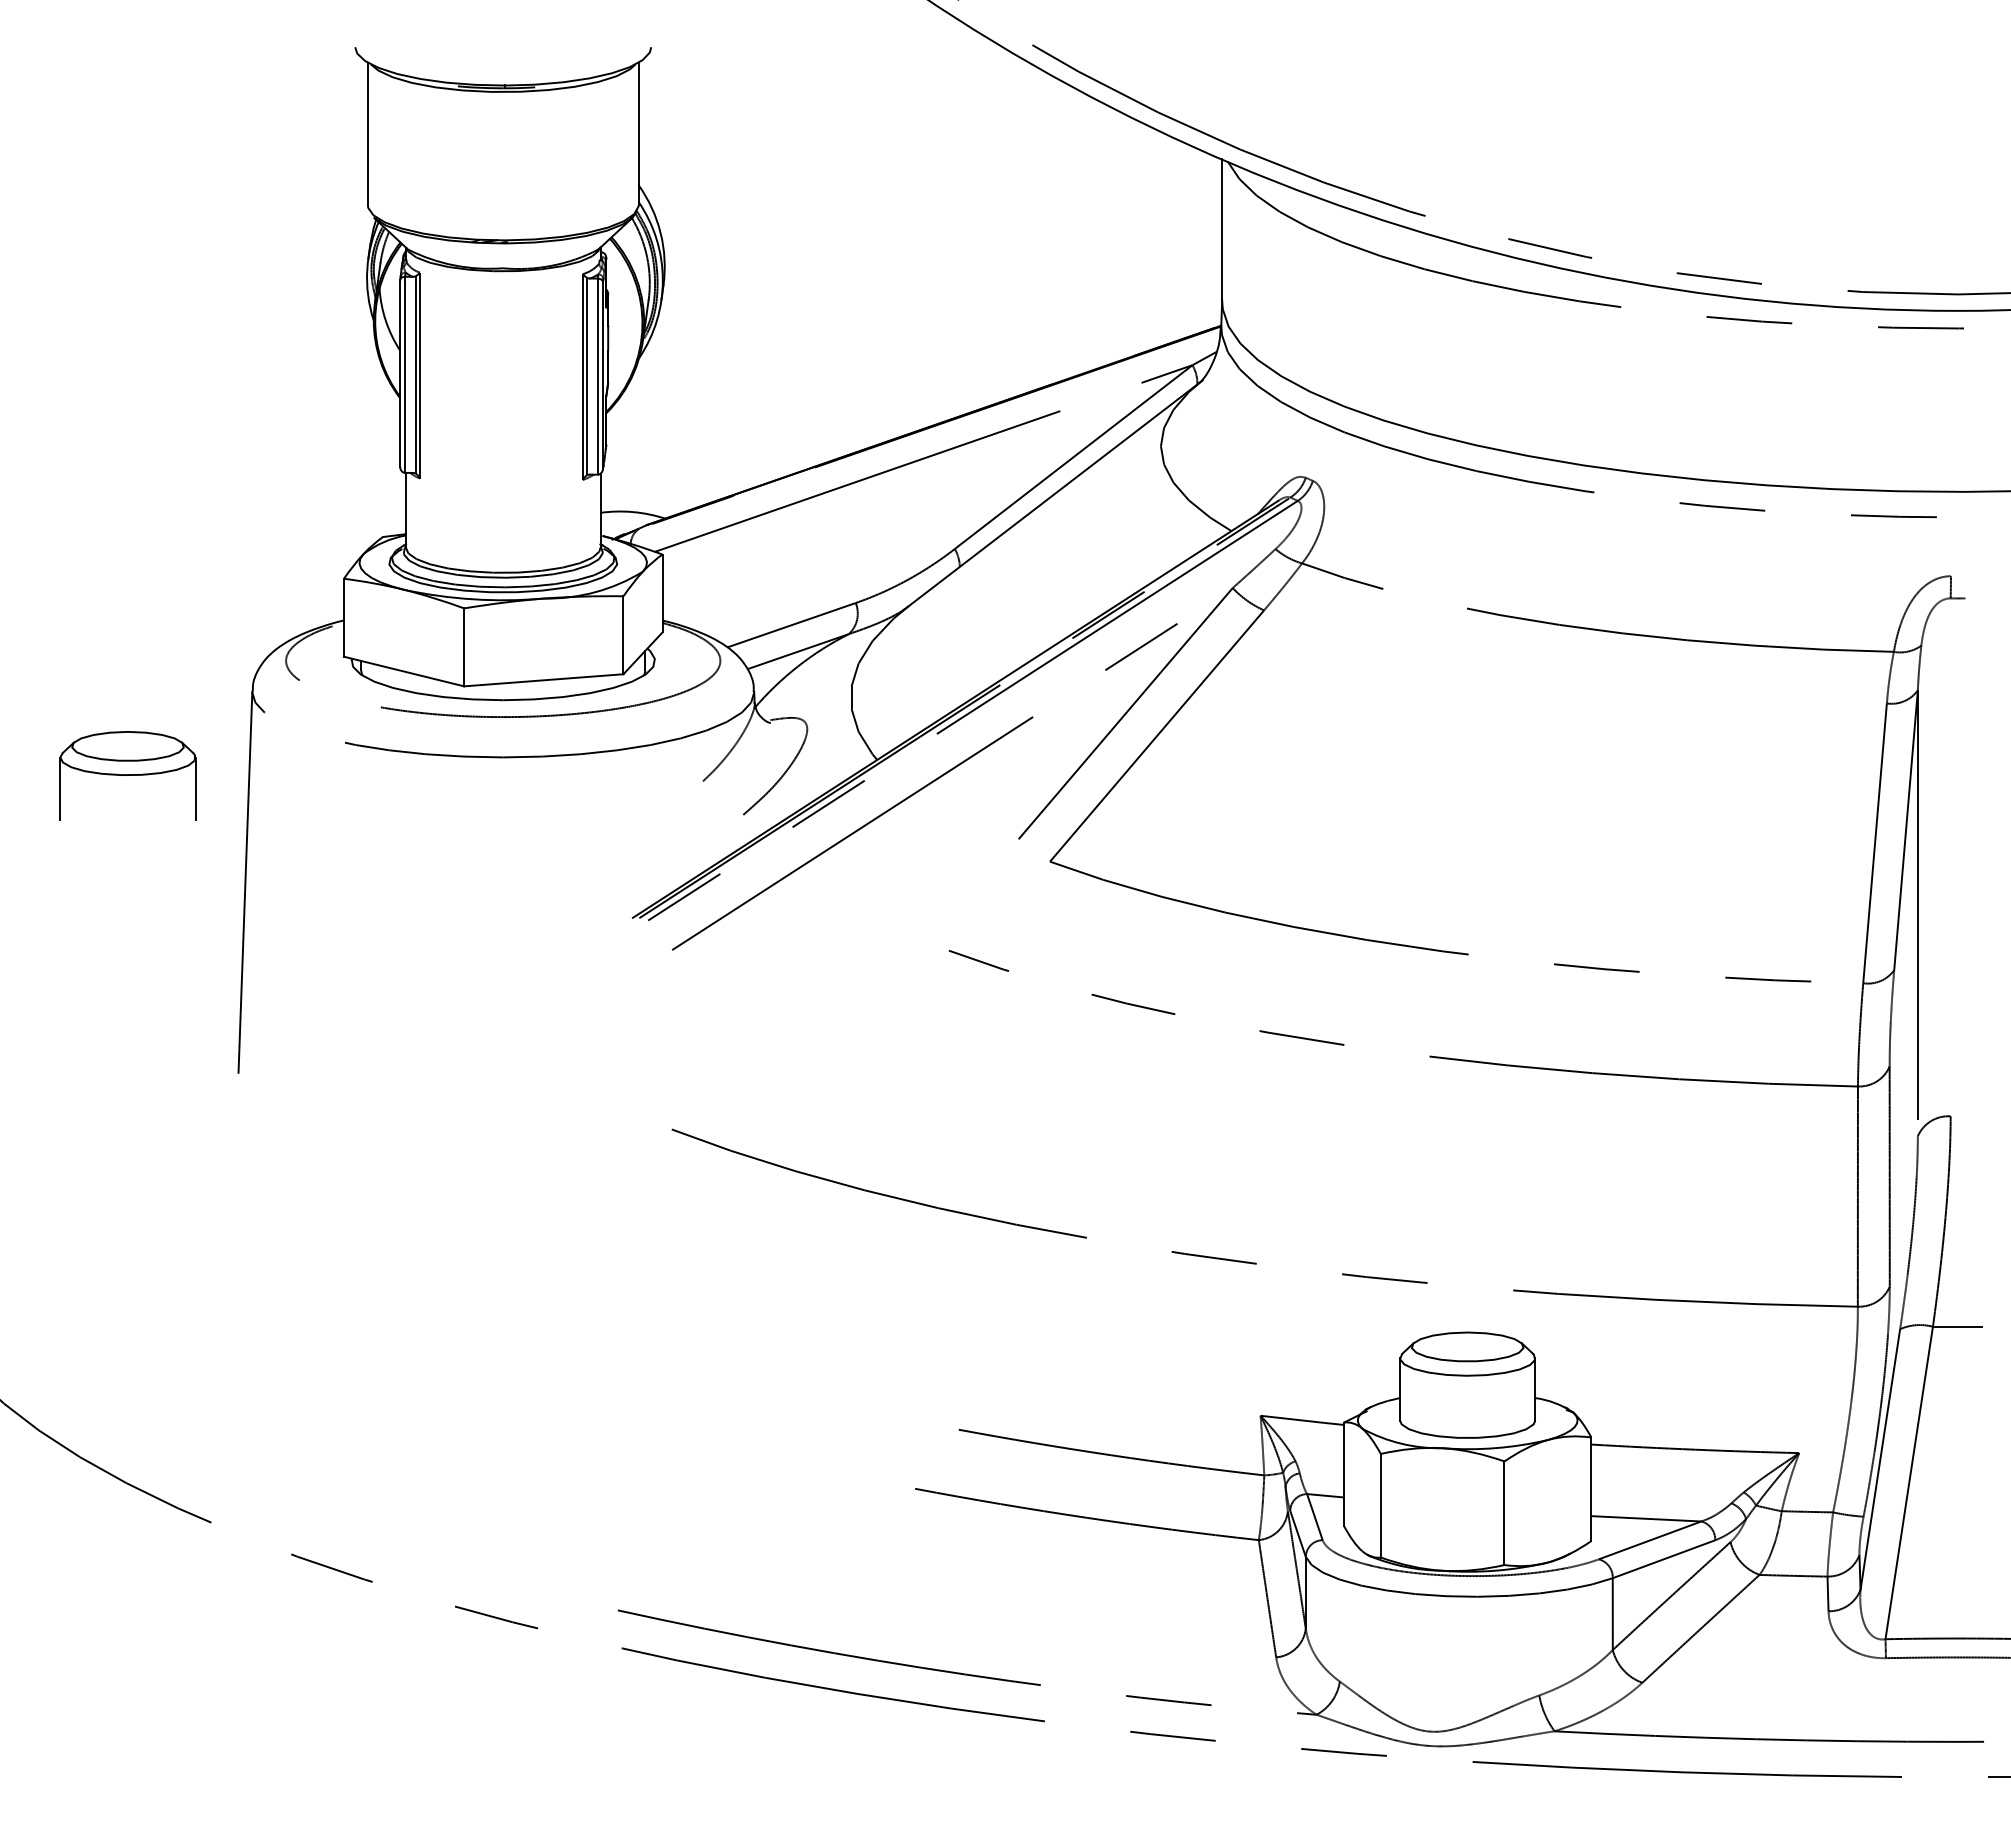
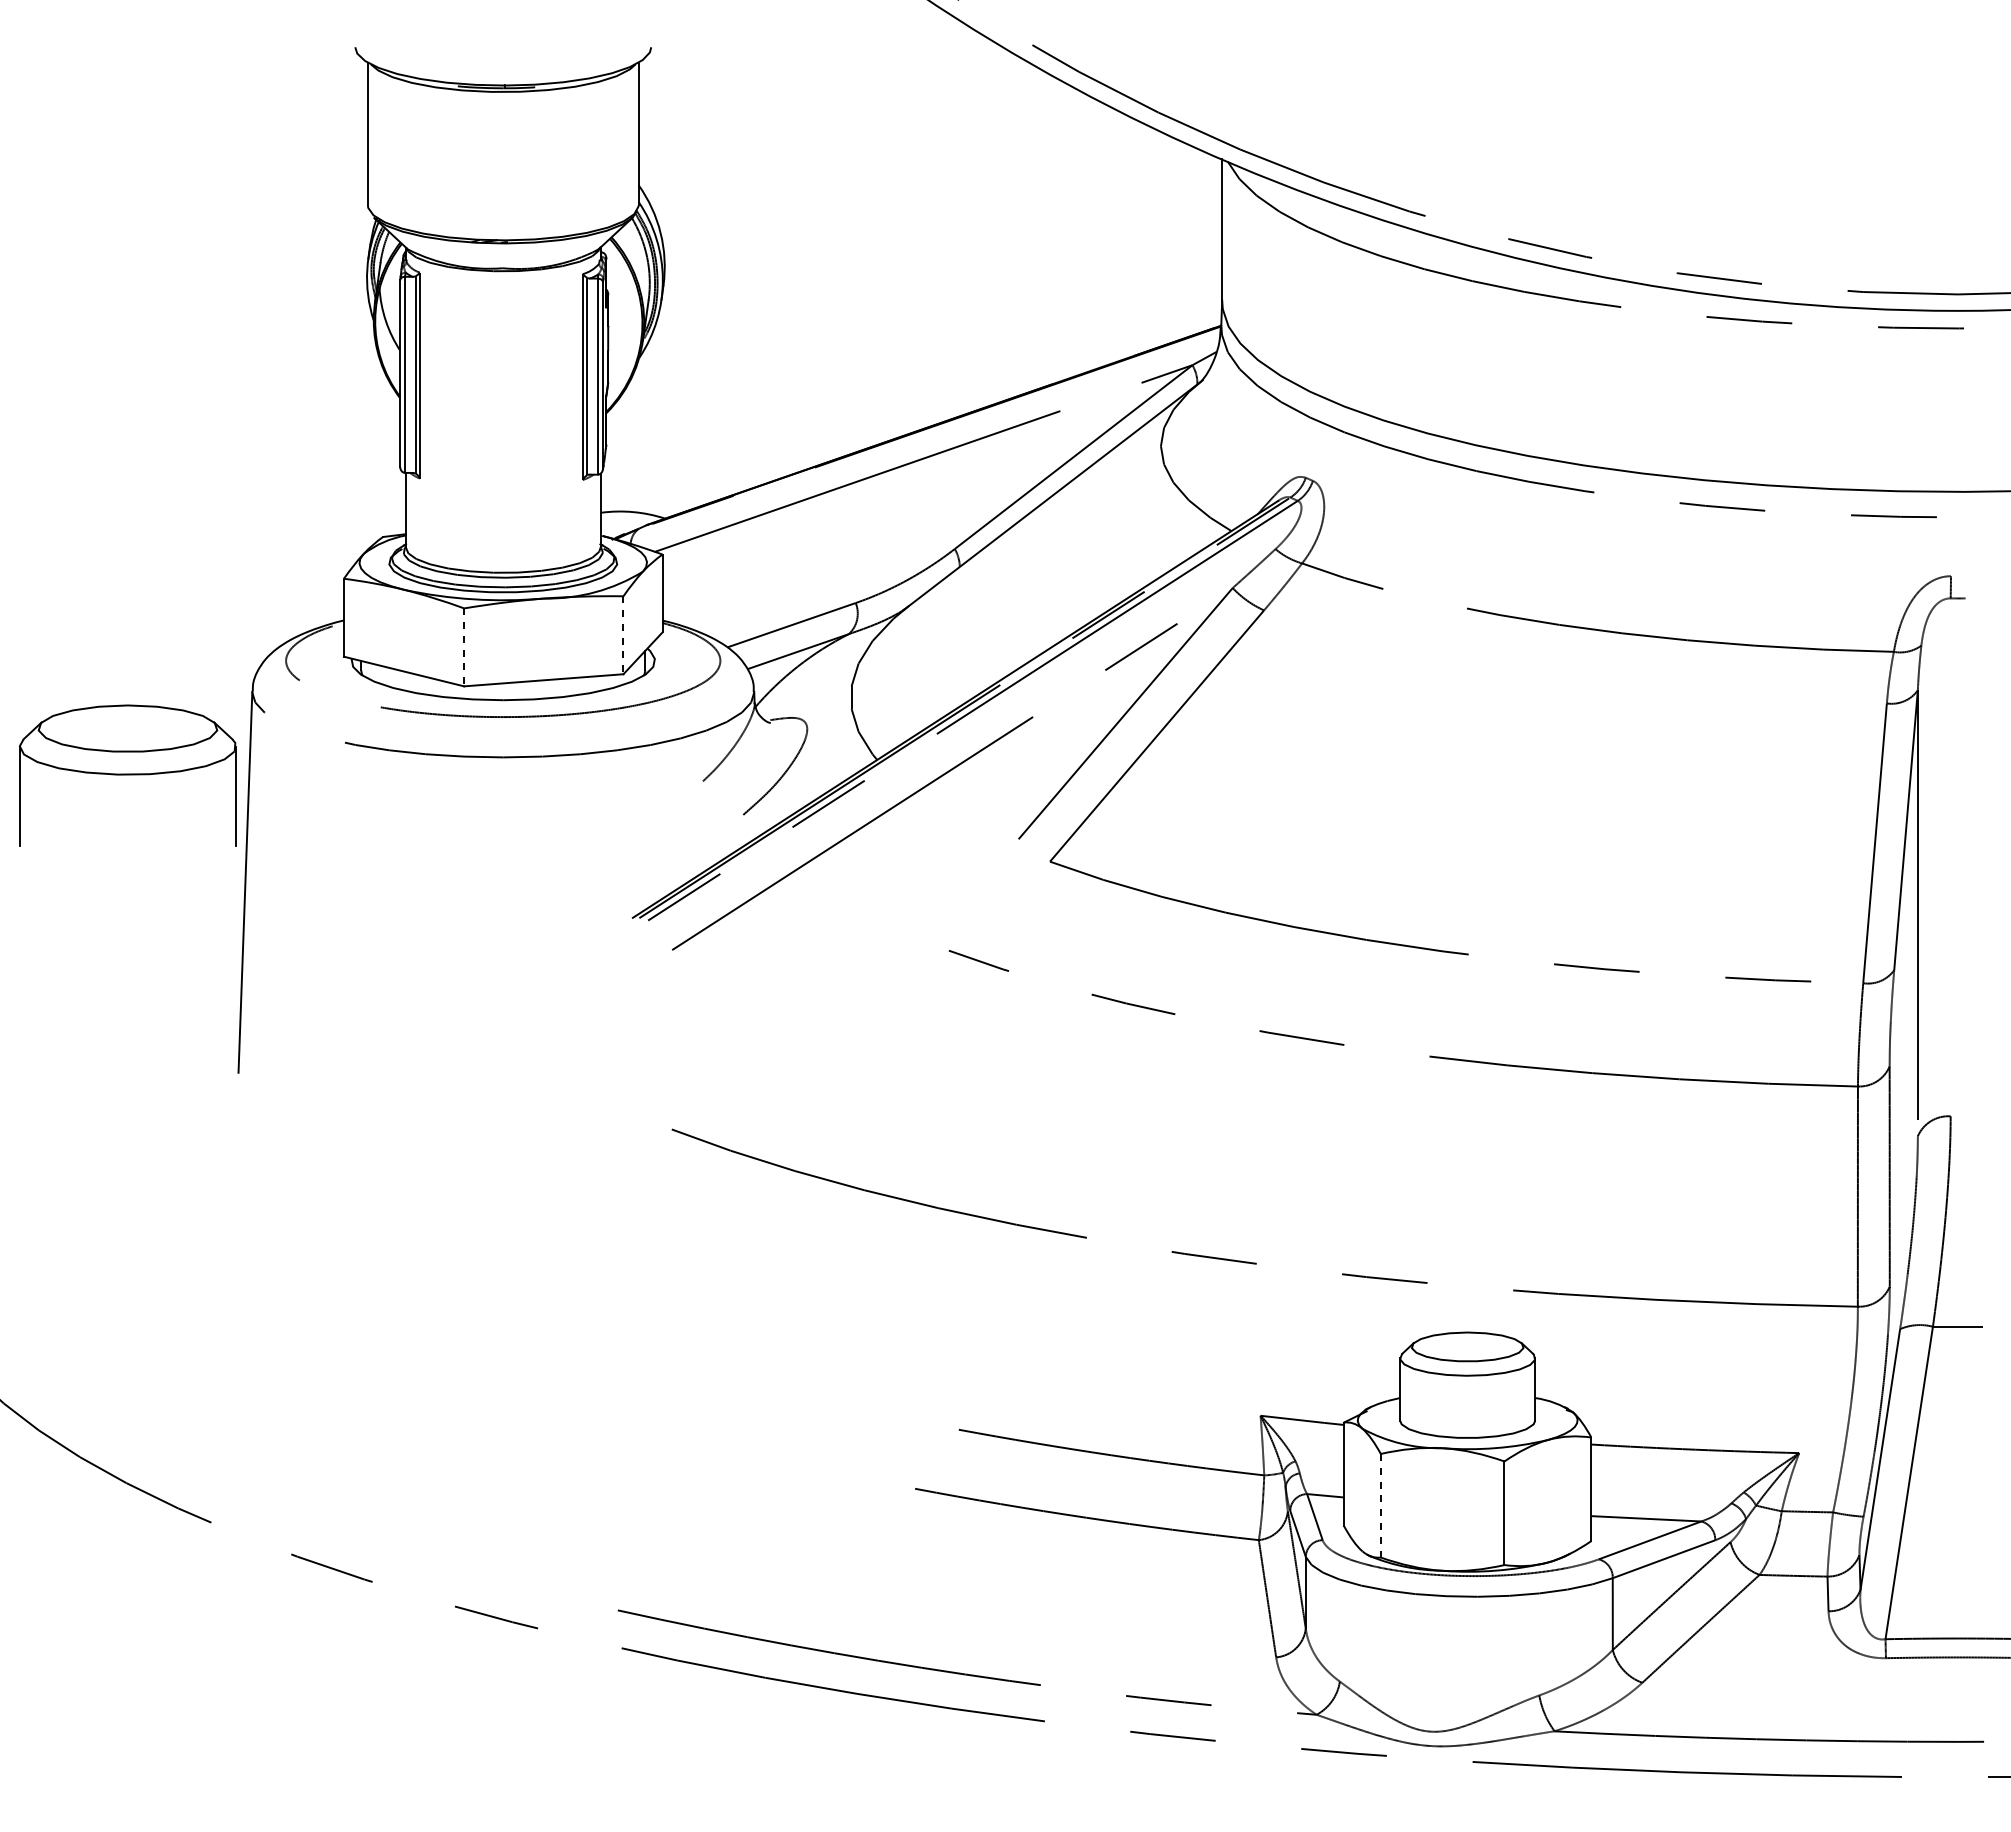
line: solid -> dashed (623, 635)
line: solid -> dashed (464, 647)
part size: 138x90 px -> 219x143 px (127, 775)
line: solid -> dashed (1380, 1505)
